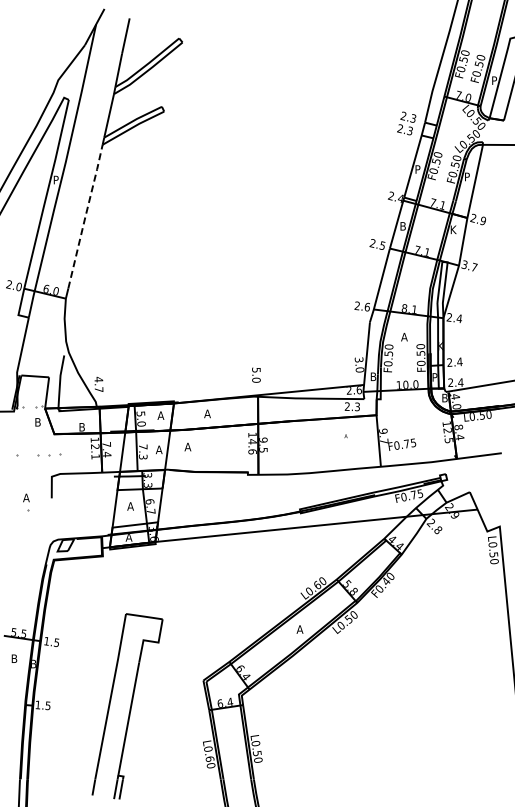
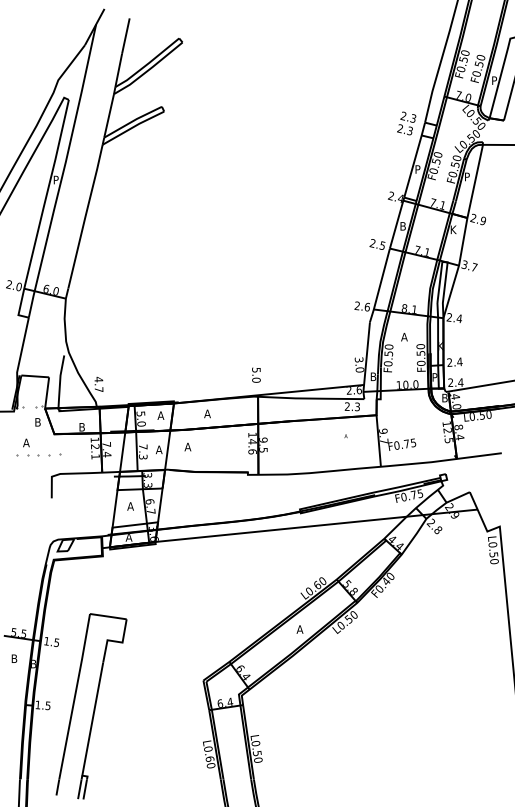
line: dashed -> solid (85, 216)
part position: (26, 502) -> (26, 447) (26, 447)
part position: (127, 706) -> (91, 706) (91, 706)
